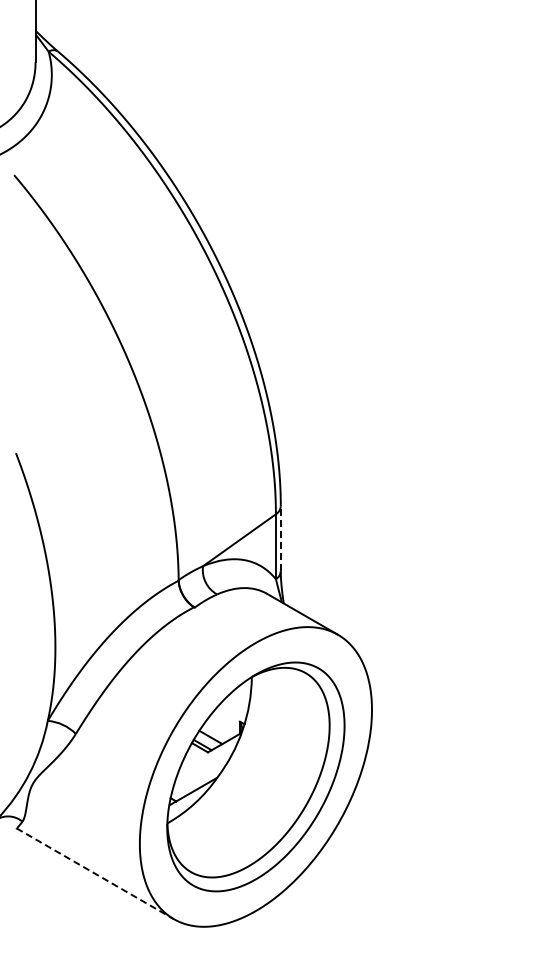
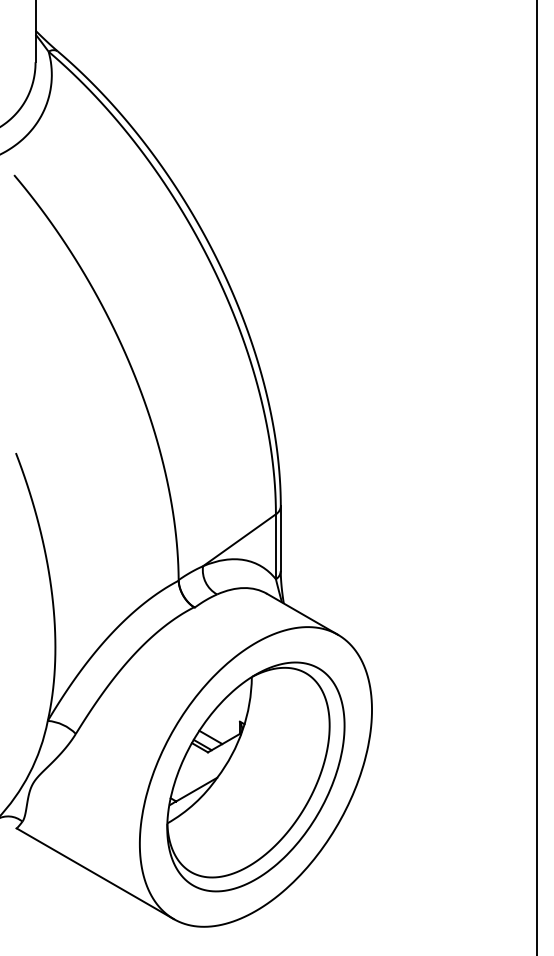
line: none -> present (537, 477)
line: dashed -> solid (280, 538)
line: dashed -> solid (95, 873)
